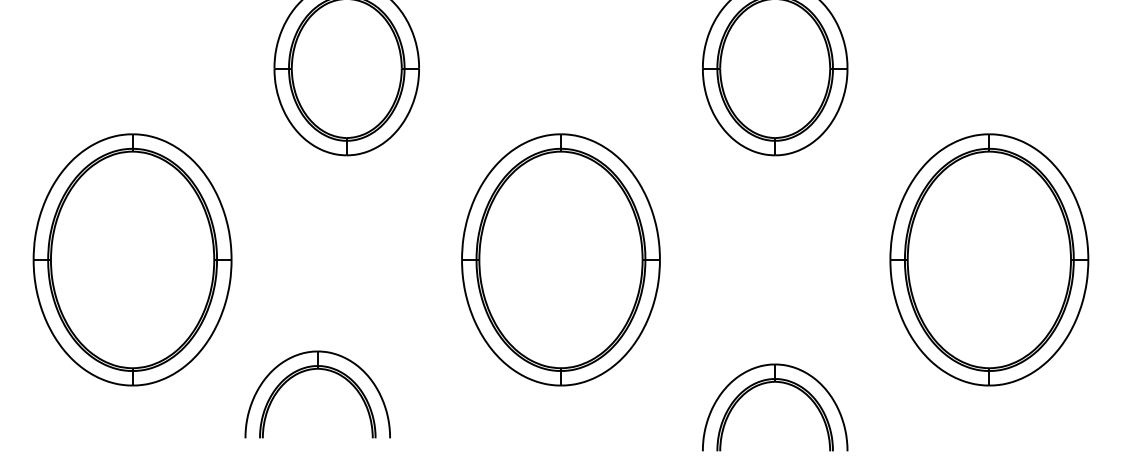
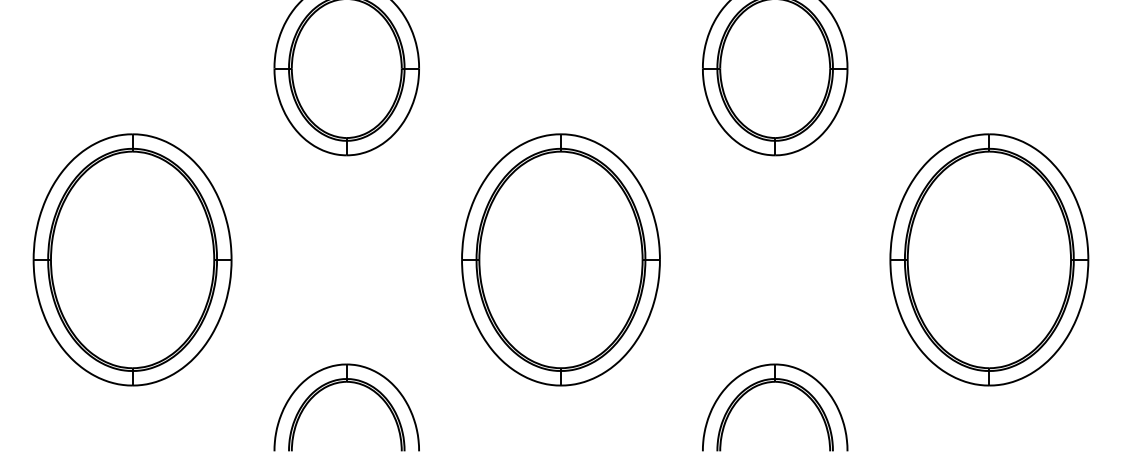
part position: (312, 370) -> (341, 383) (341, 383)
